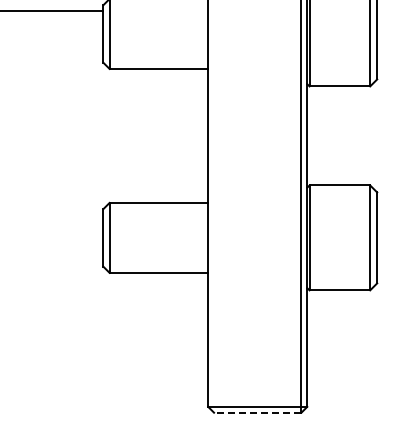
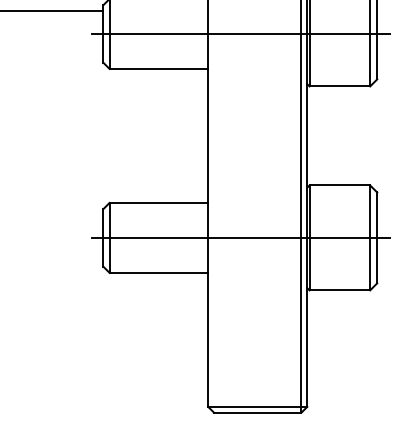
line: none -> present (240, 33)
line: none -> present (240, 237)
line: dashed -> solid (257, 412)
